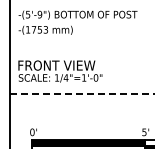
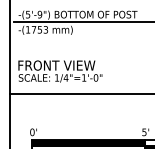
line: none -> present (82, 21)
line: dashed -> solid (82, 94)
